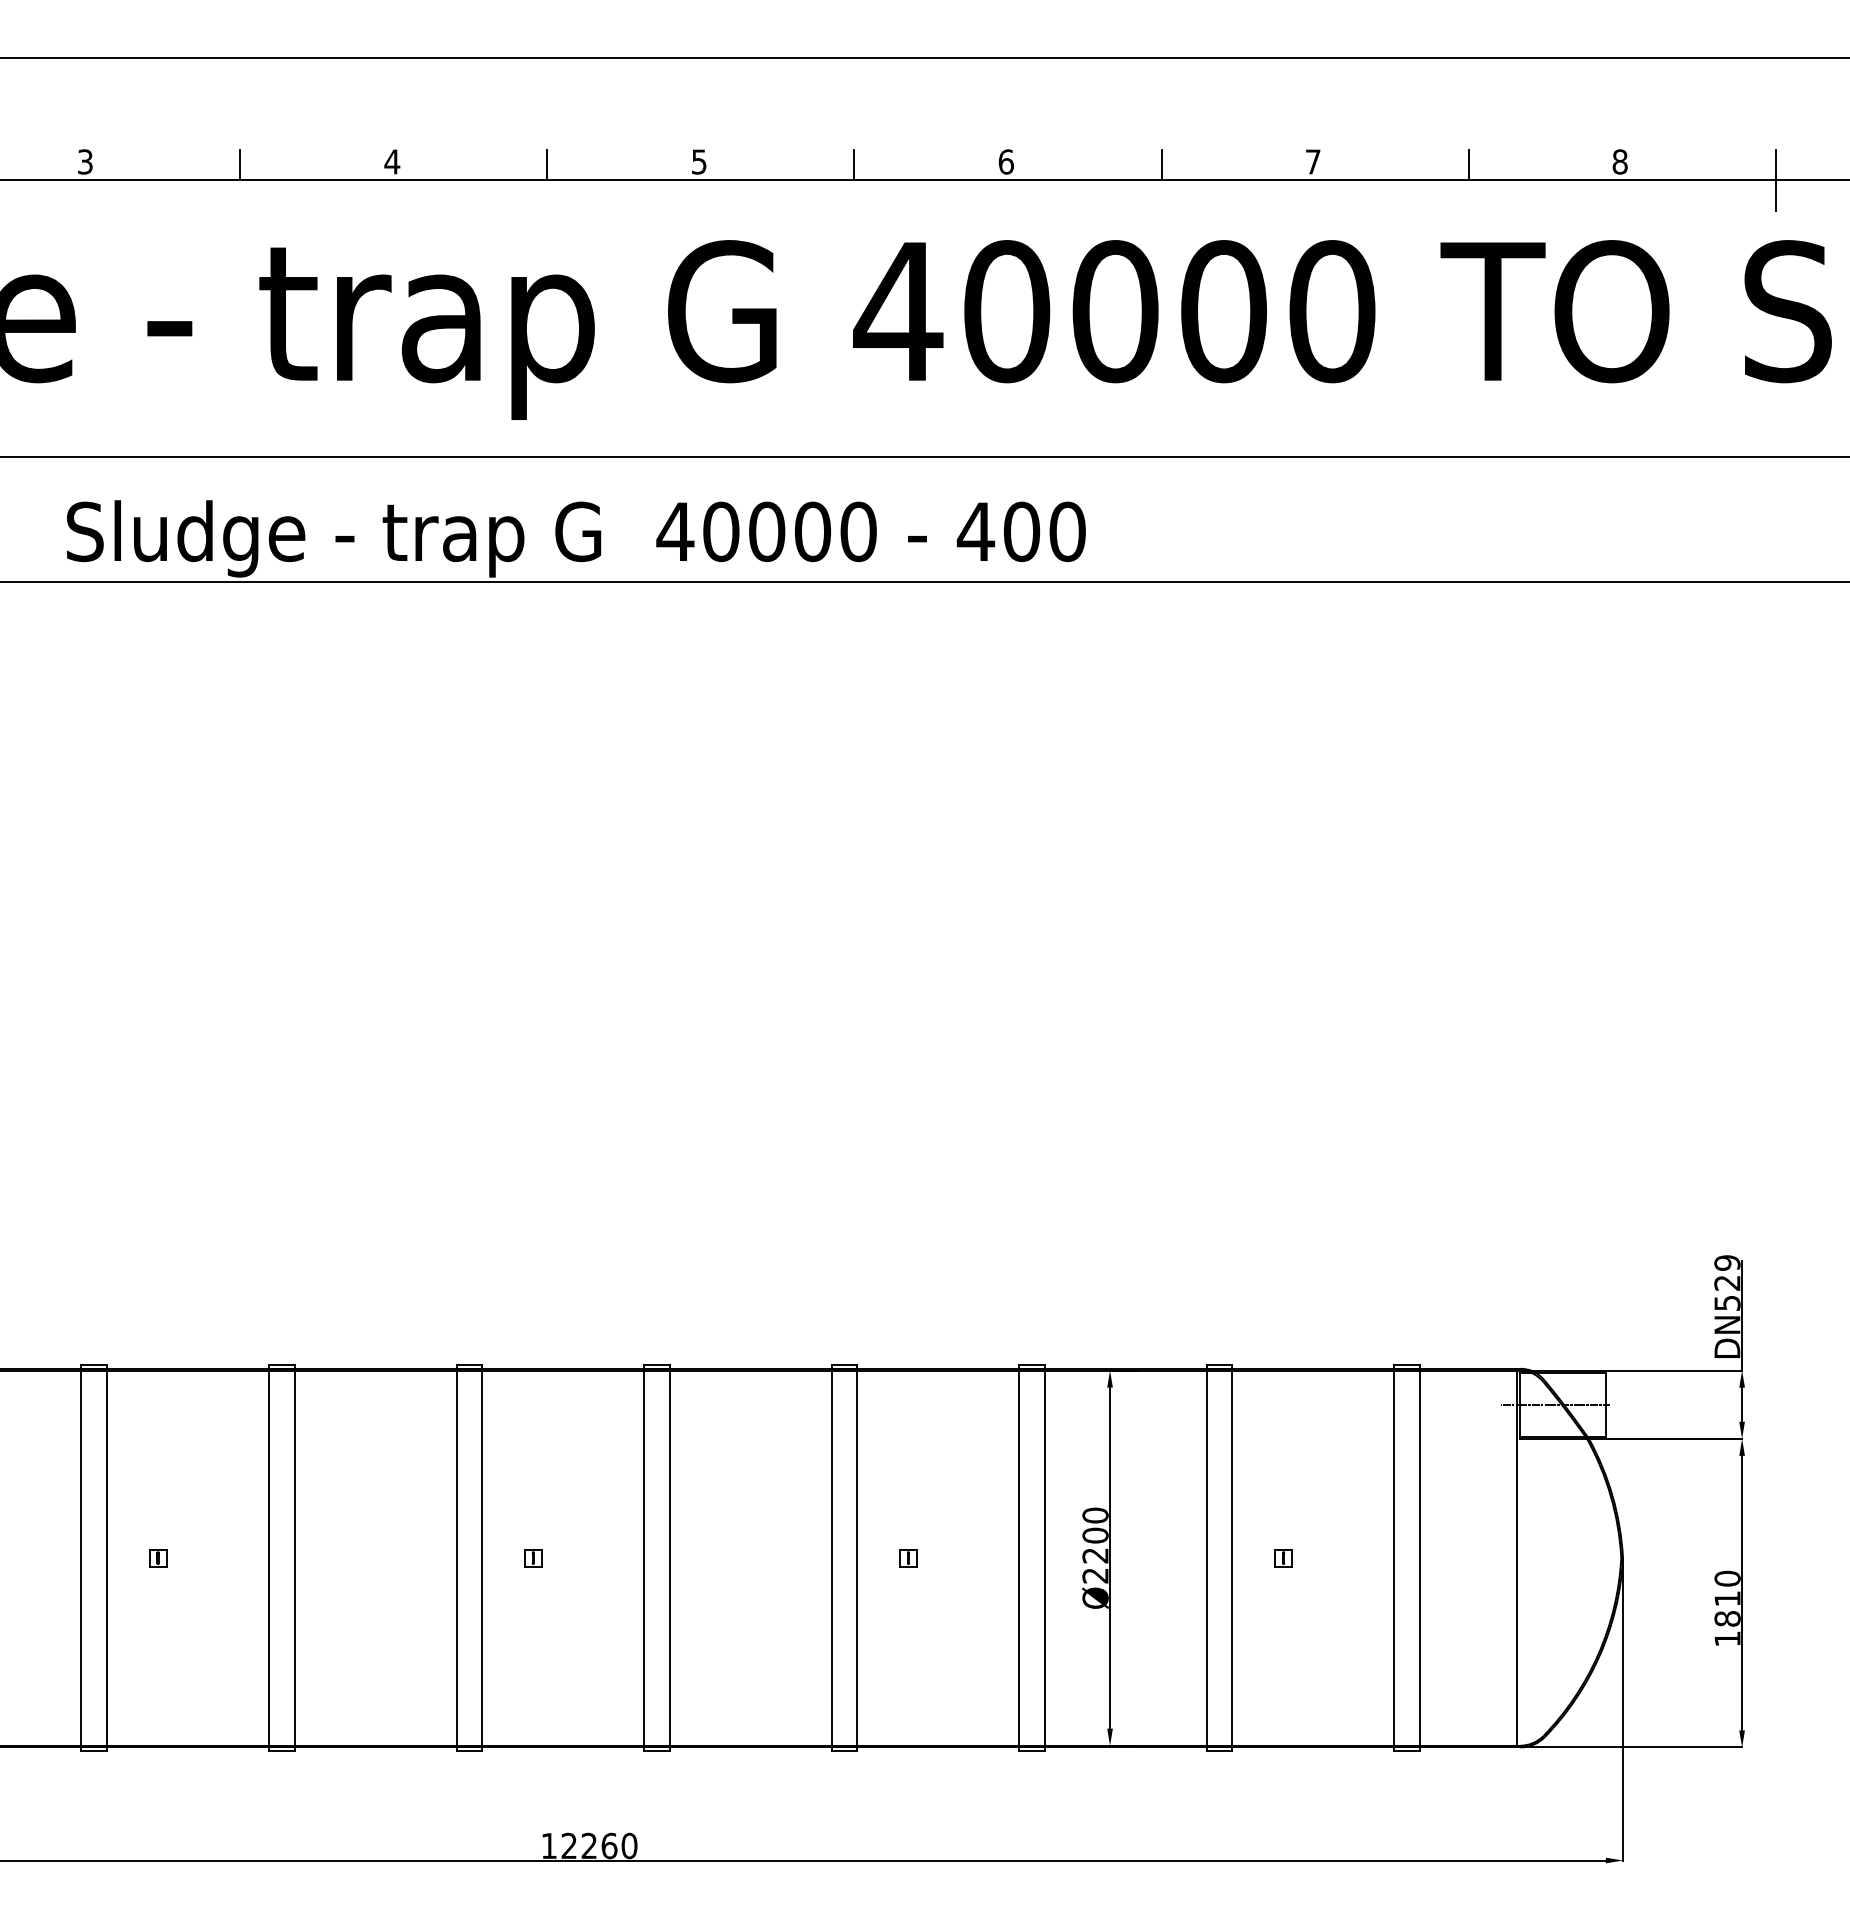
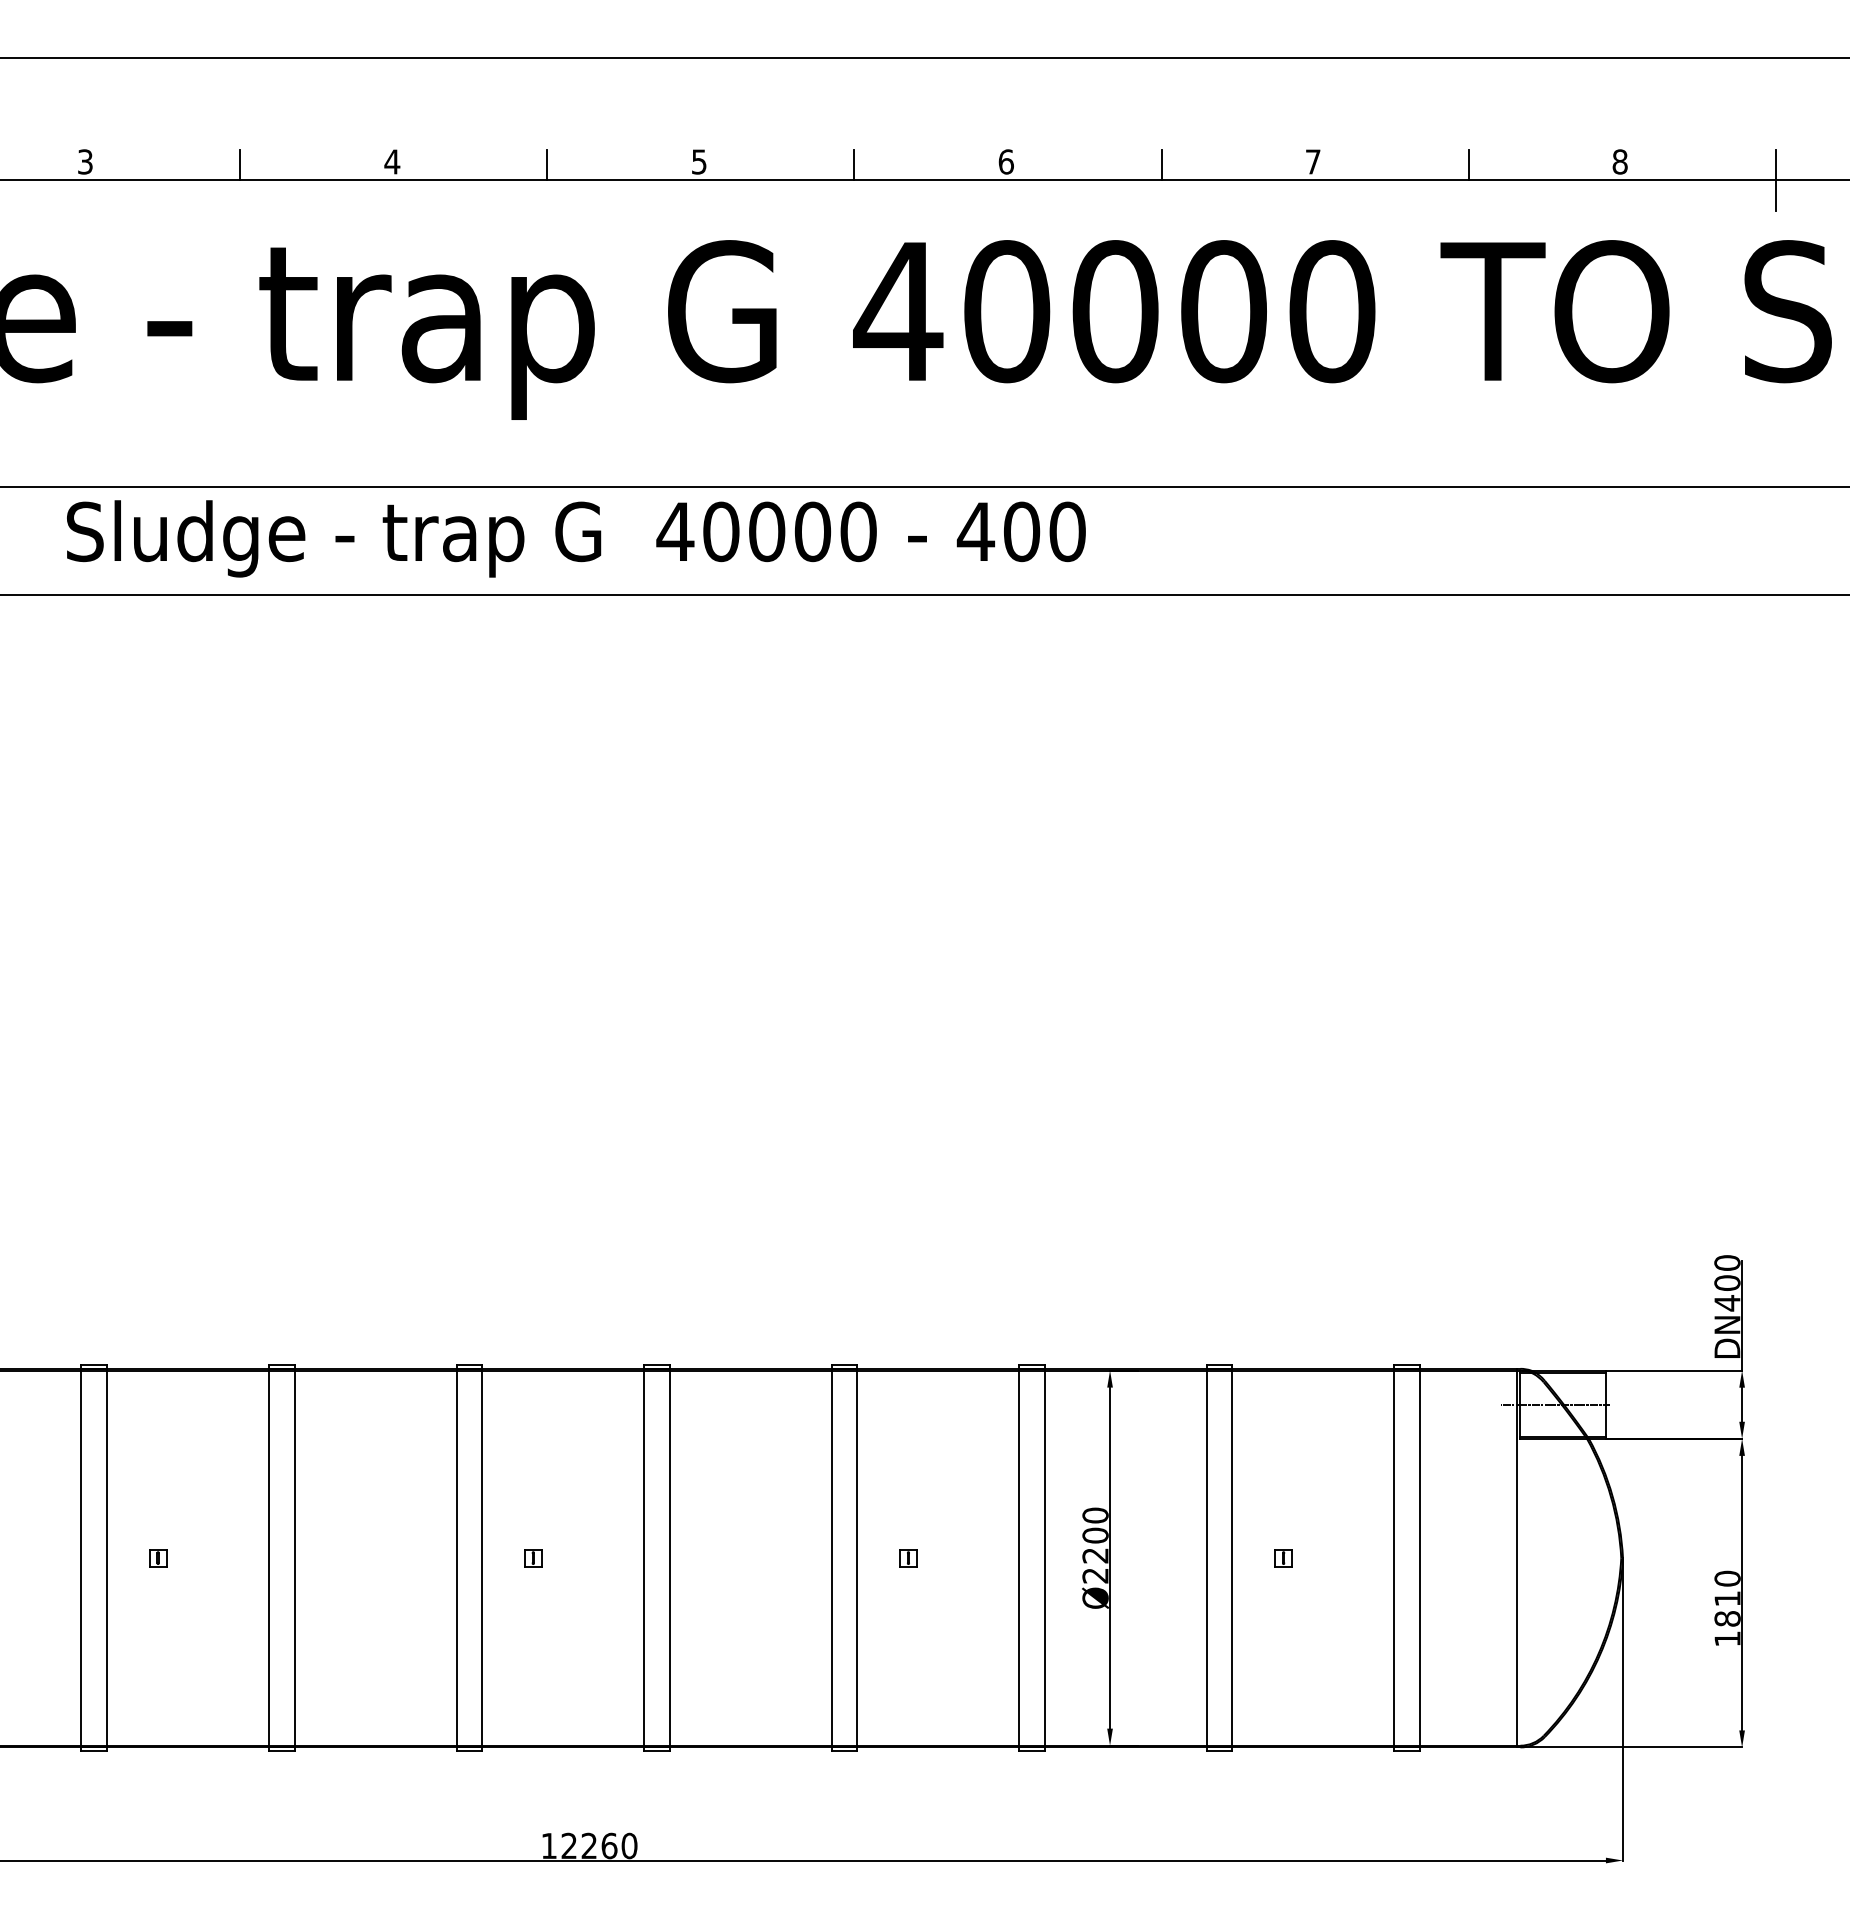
line position: (924, 457) -> (924, 487) (924, 487)
line position: (924, 581) -> (924, 594) (924, 594)
text: DN529 -> DN400 (1727, 1283)
